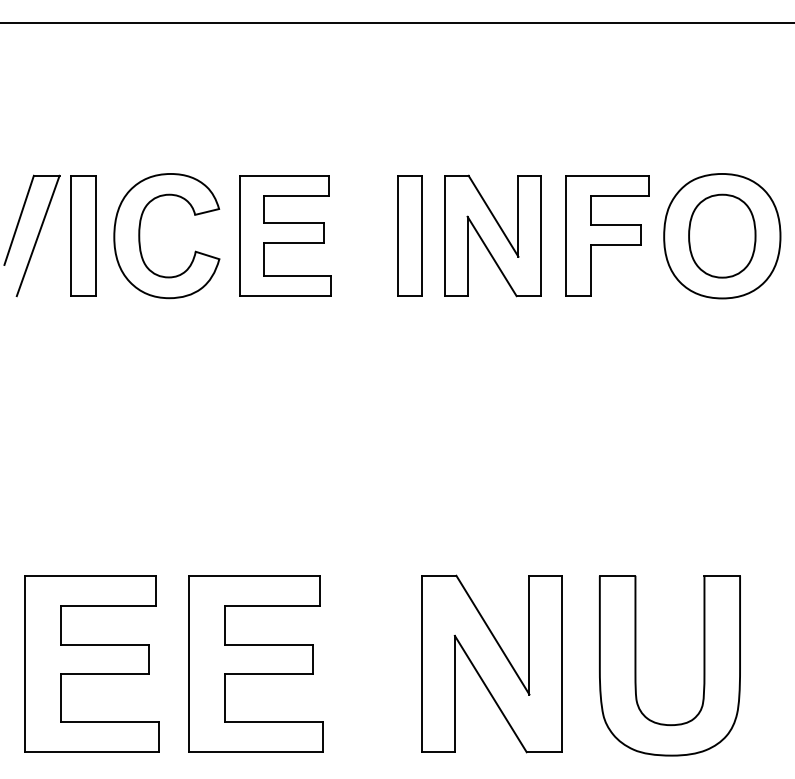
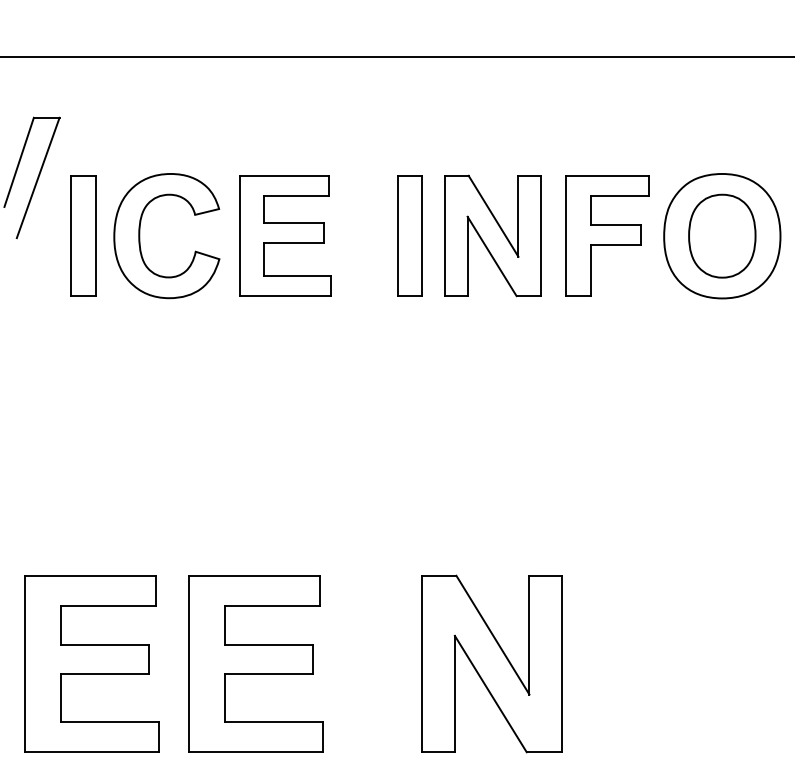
line position: (396, 23) -> (396, 57) (396, 57)
part position: (31, 235) -> (31, 177) (31, 177)
part: present -> none (636, 665)
